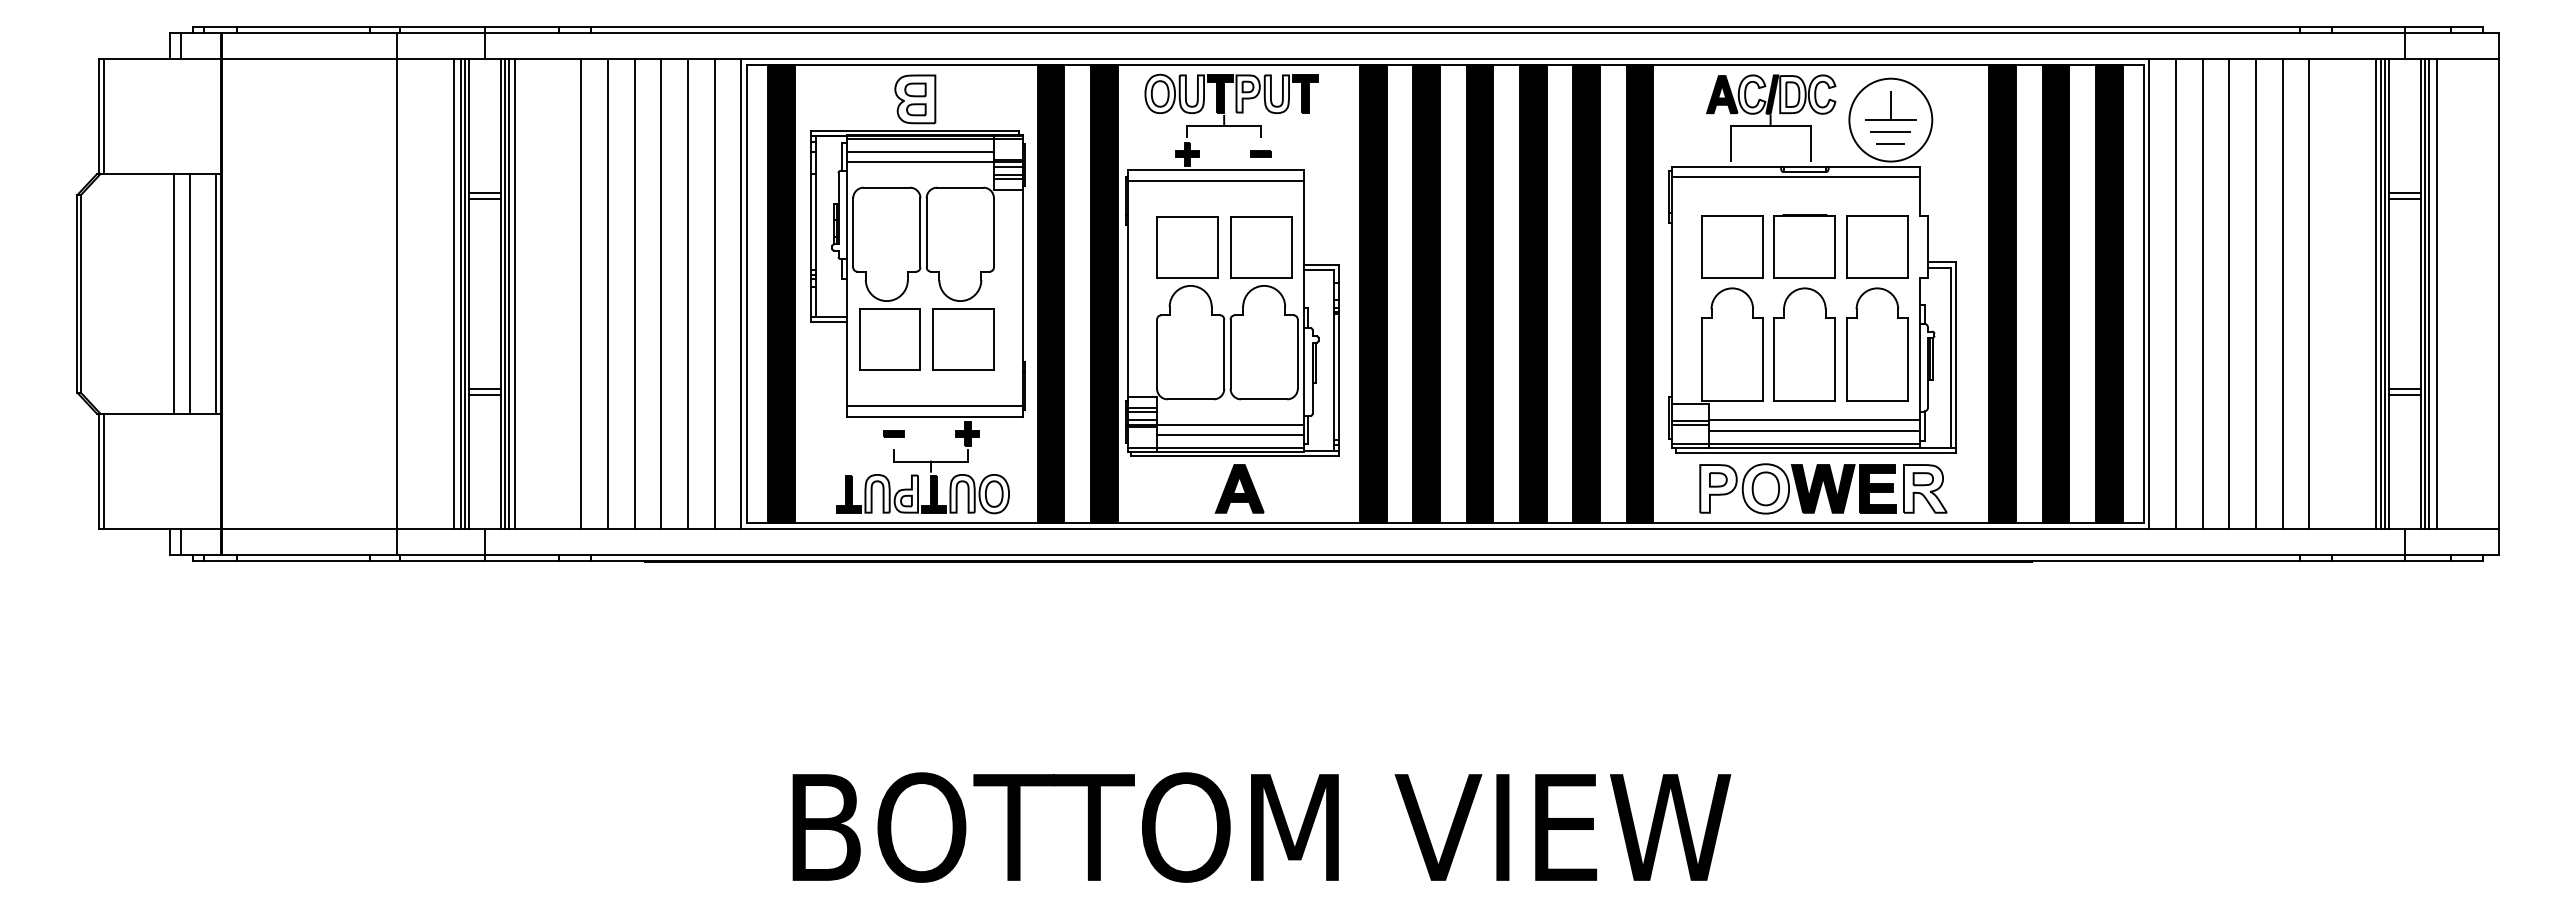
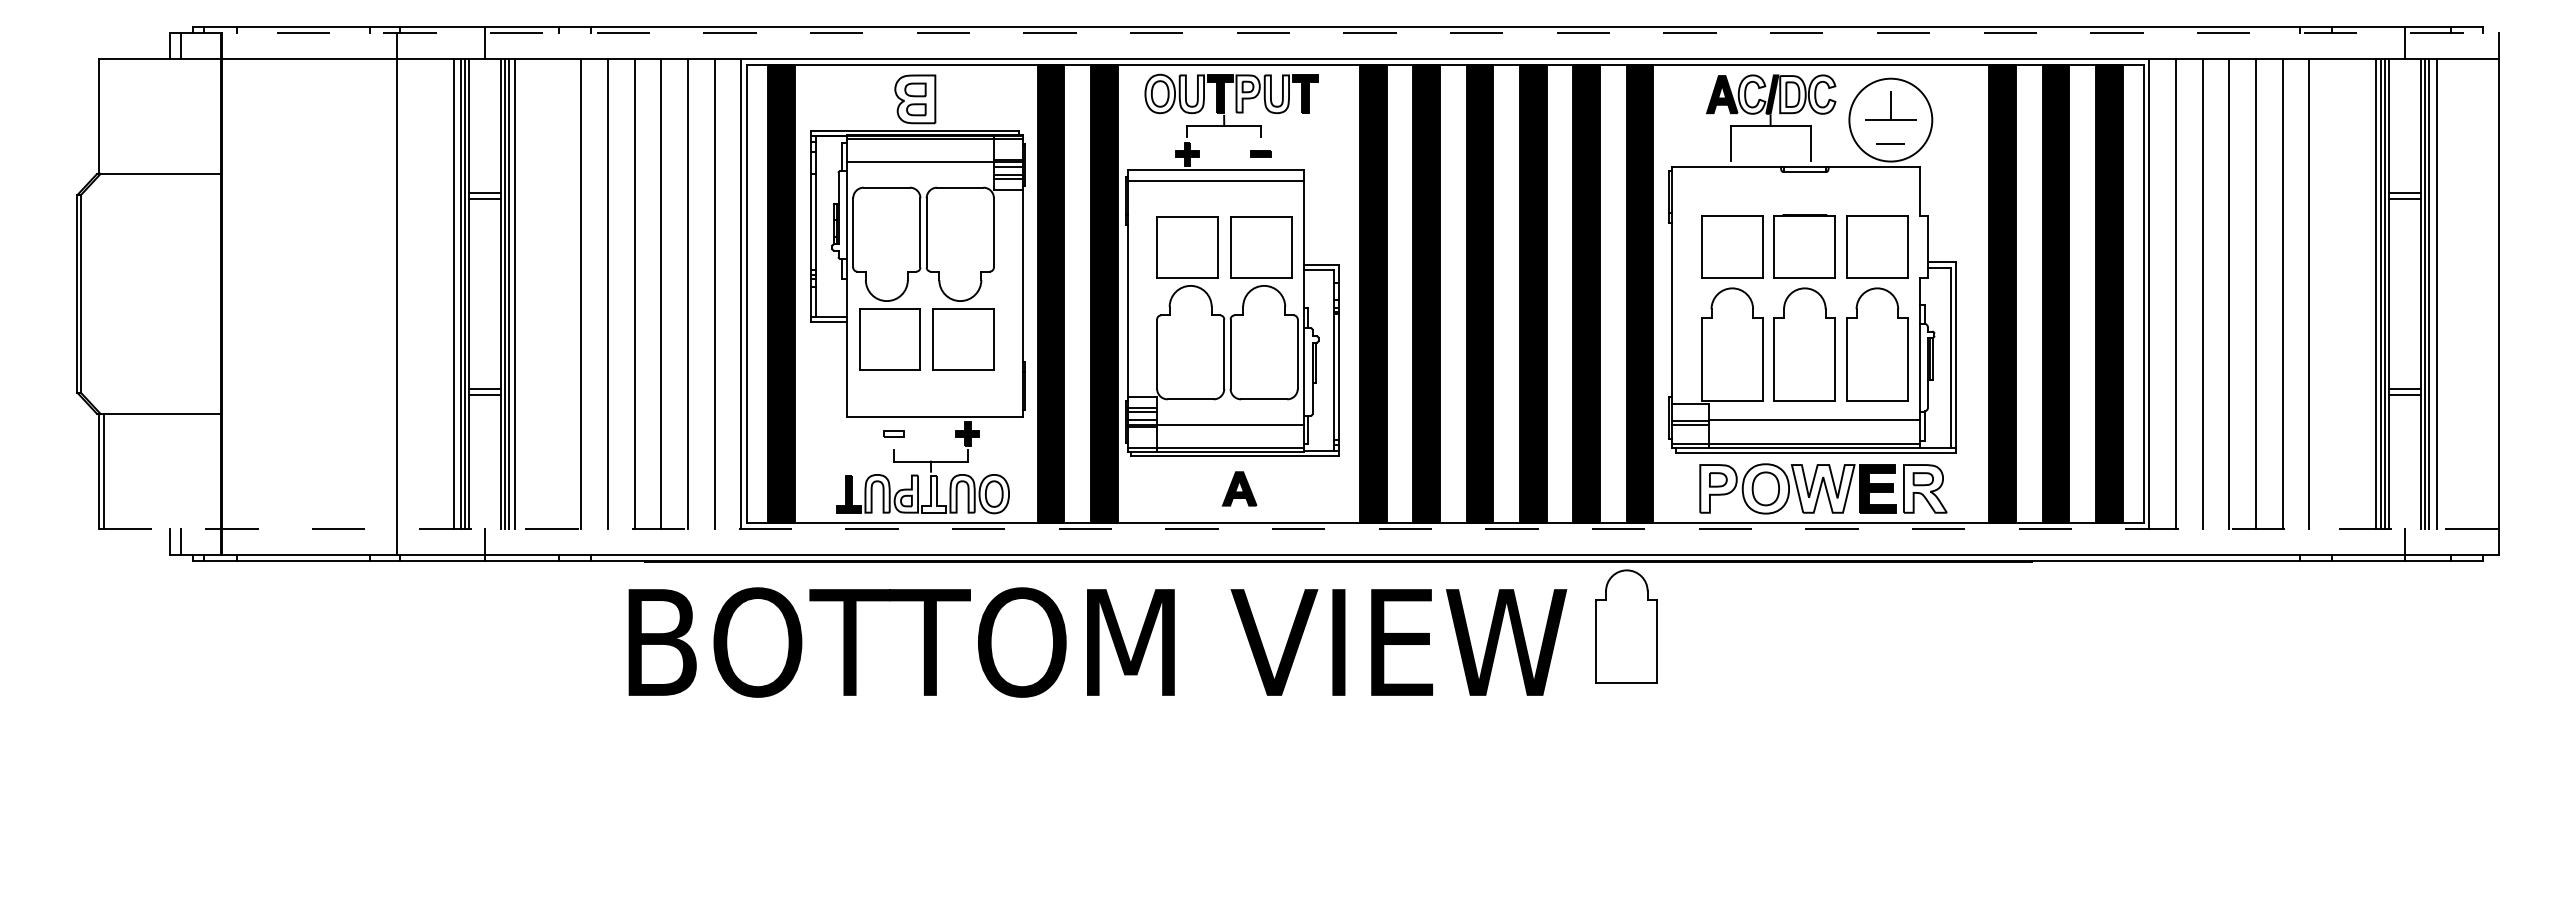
line: solid -> dashed (1334, 32)
line: present -> none (103, 116)
line: present -> none (1890, 131)
line: present -> none (919, 151)
line: present -> none (1795, 177)
line: present -> none (173, 293)
line: present -> none (190, 293)
line: present -> none (216, 293)
line: present -> none (934, 406)
line: present -> none (1814, 431)
fill: present -> none (893, 434)
line: present -> none (1230, 435)
part size: 51x50 px -> 37x36 px (1239, 488)
fill: present -> none (1822, 488)
fill: present -> none (934, 493)
line: solid -> dashed (1299, 528)
part: none -> present (1626, 626)
text position: (1261, 827) -> (1097, 642) (1097, 642)
